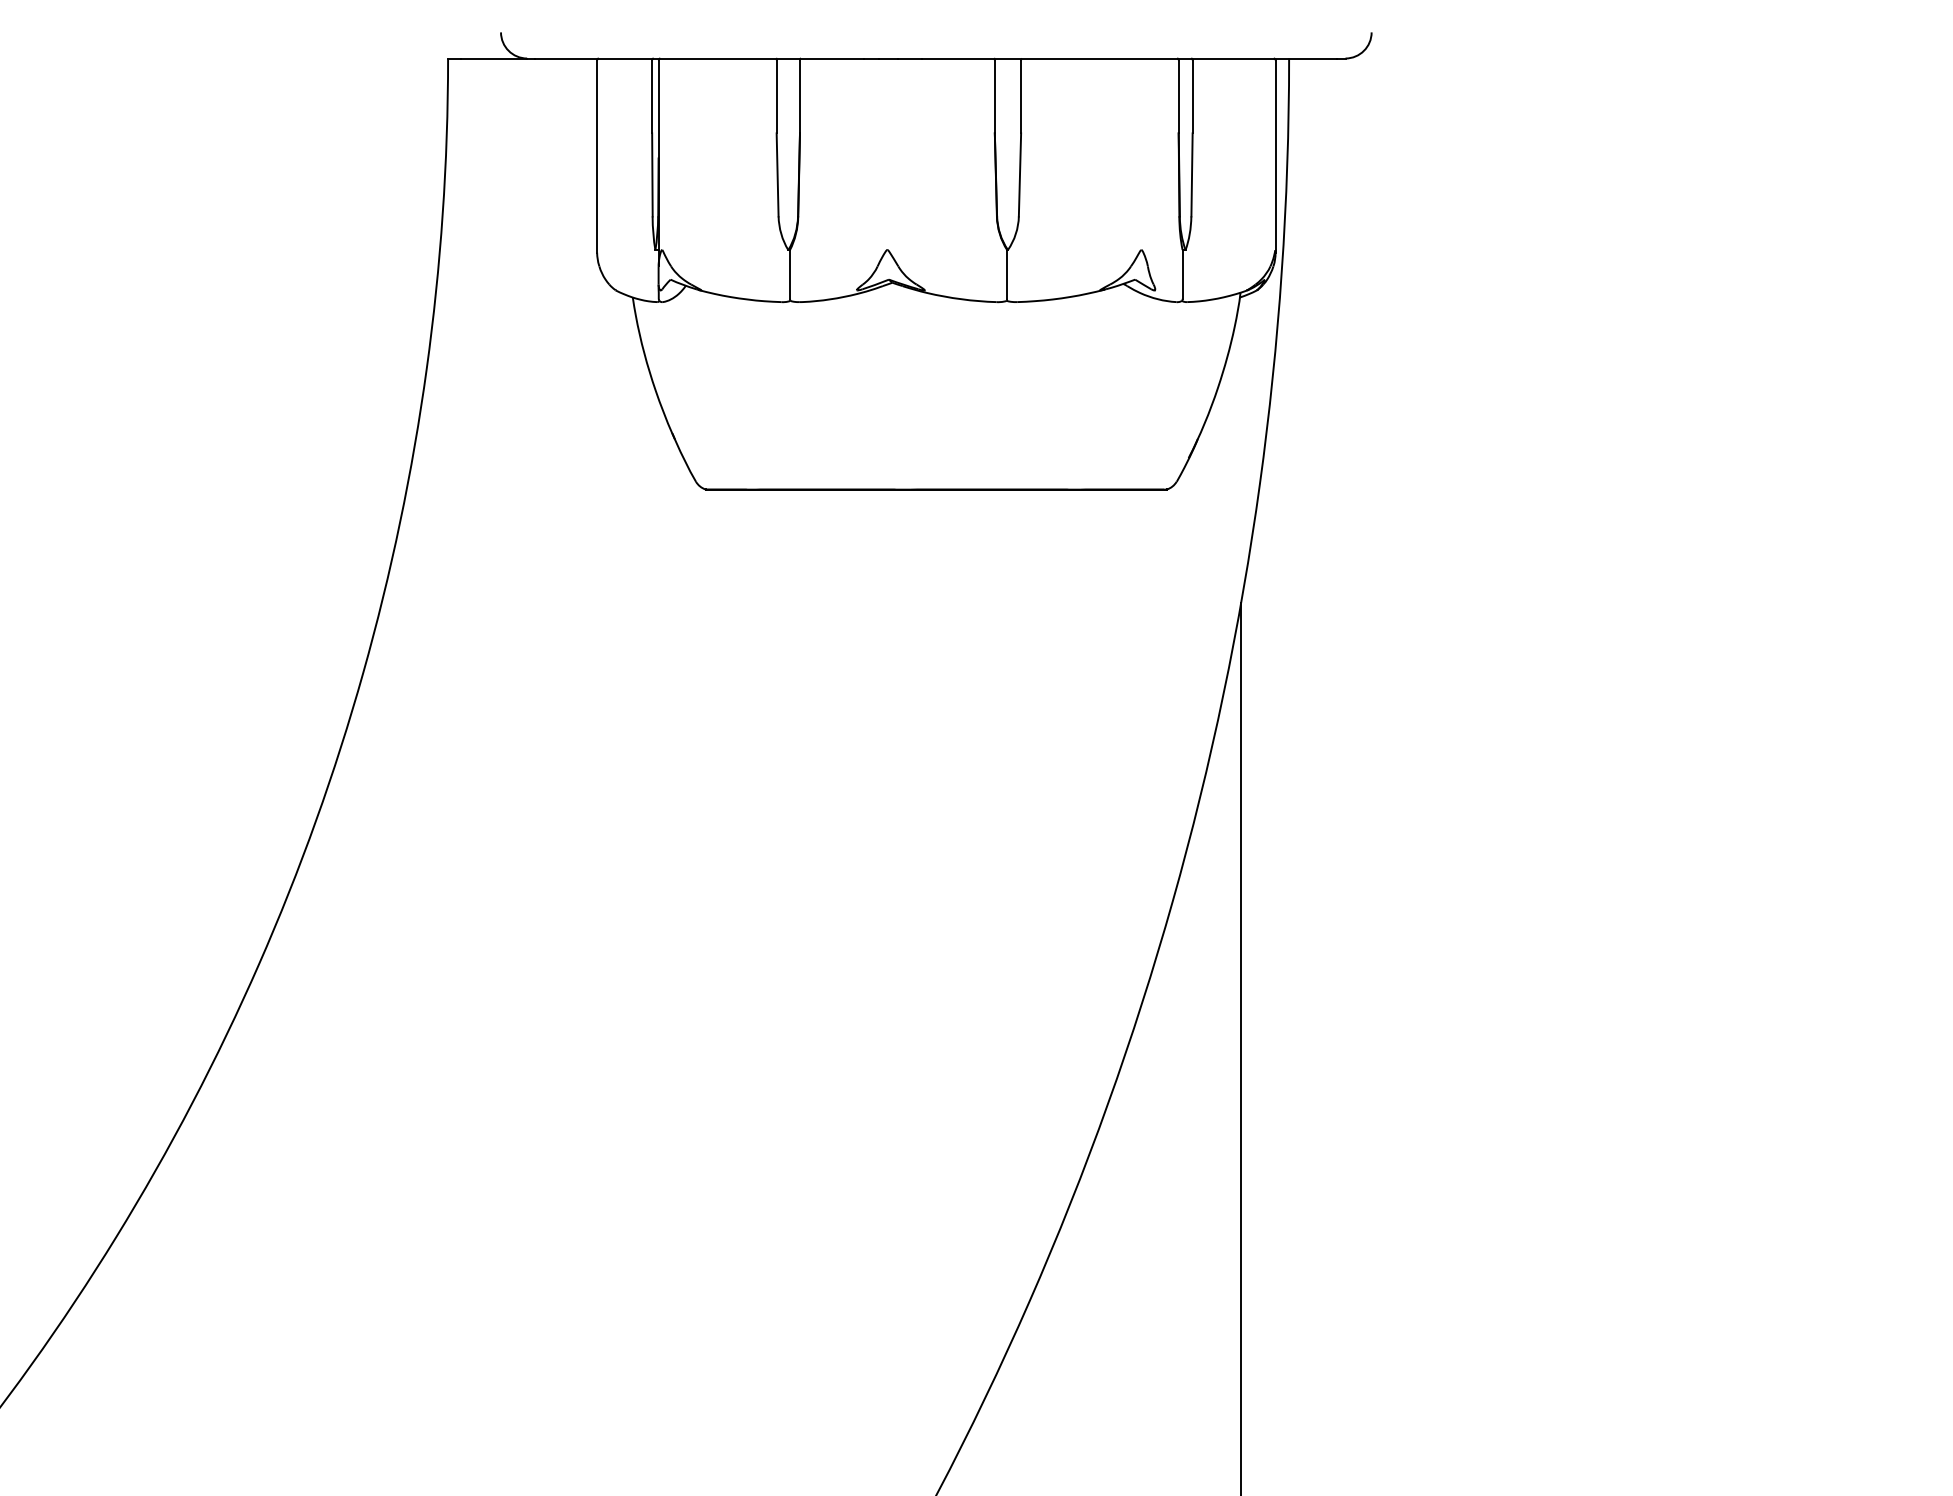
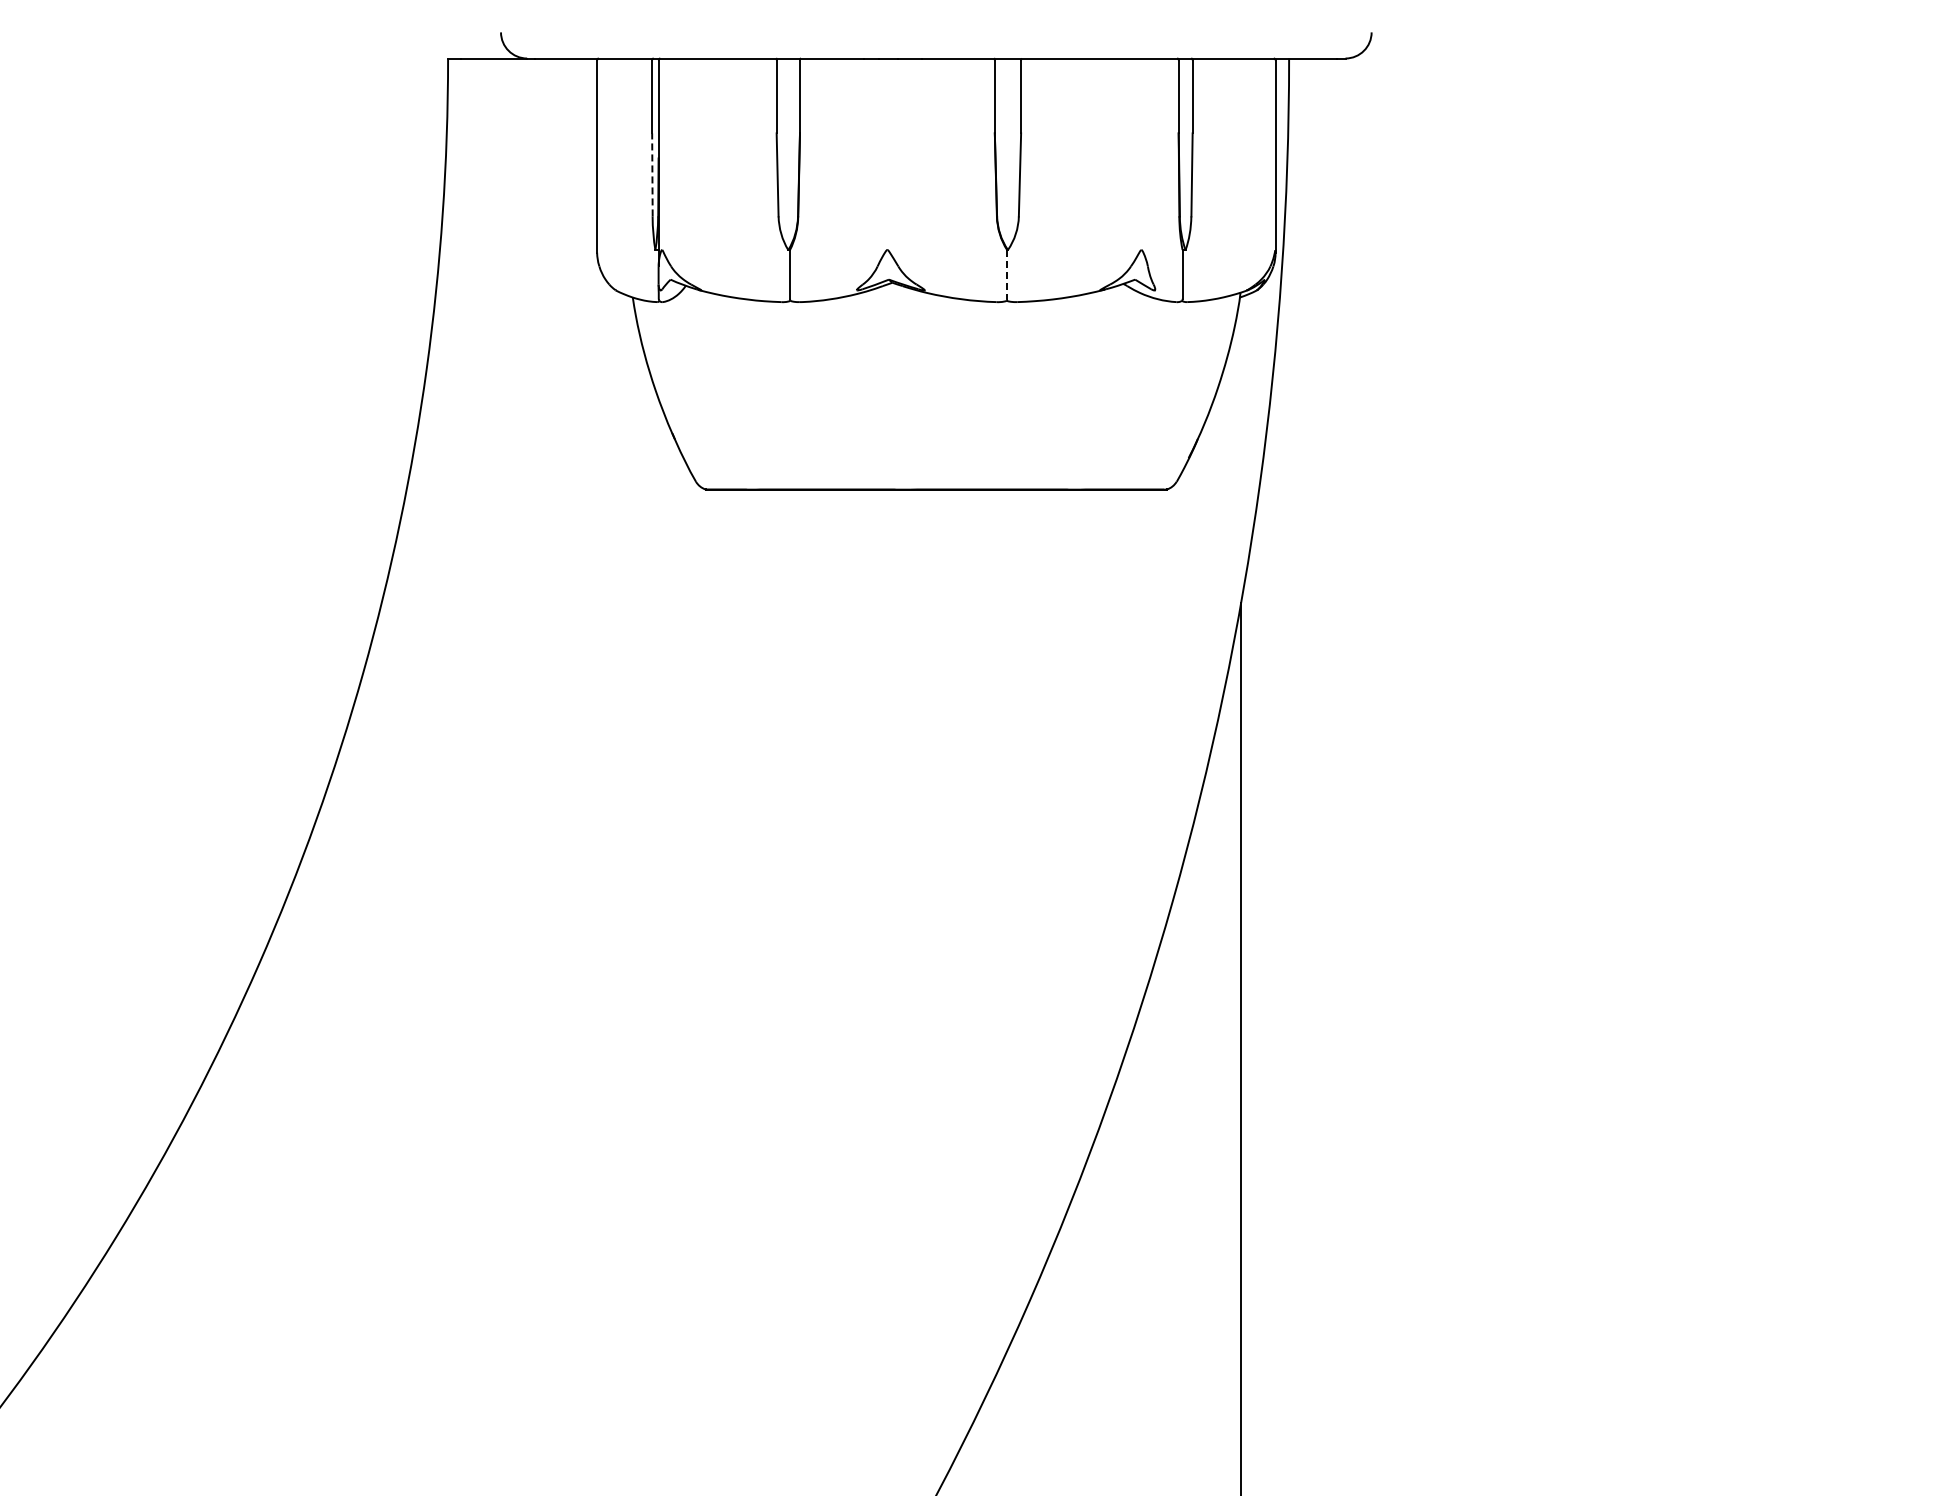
line: solid -> dashed (652, 174)
line: solid -> dashed (1007, 274)
